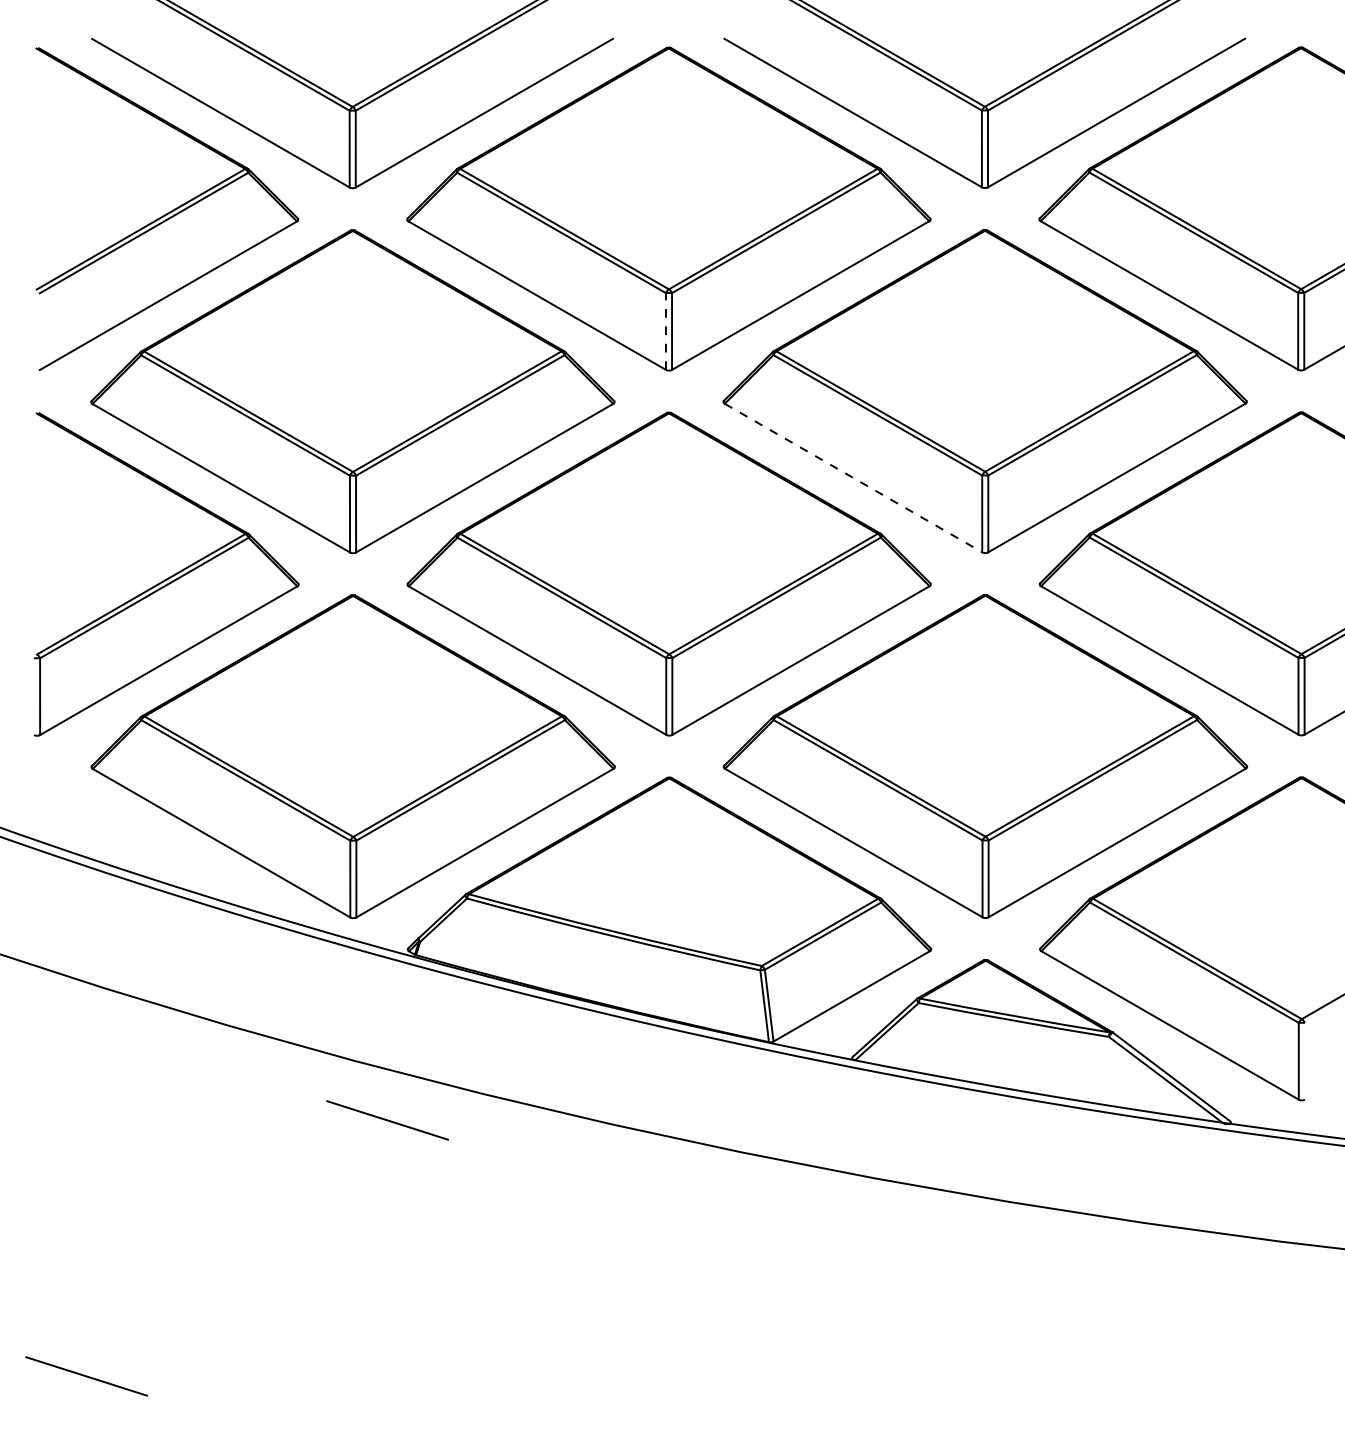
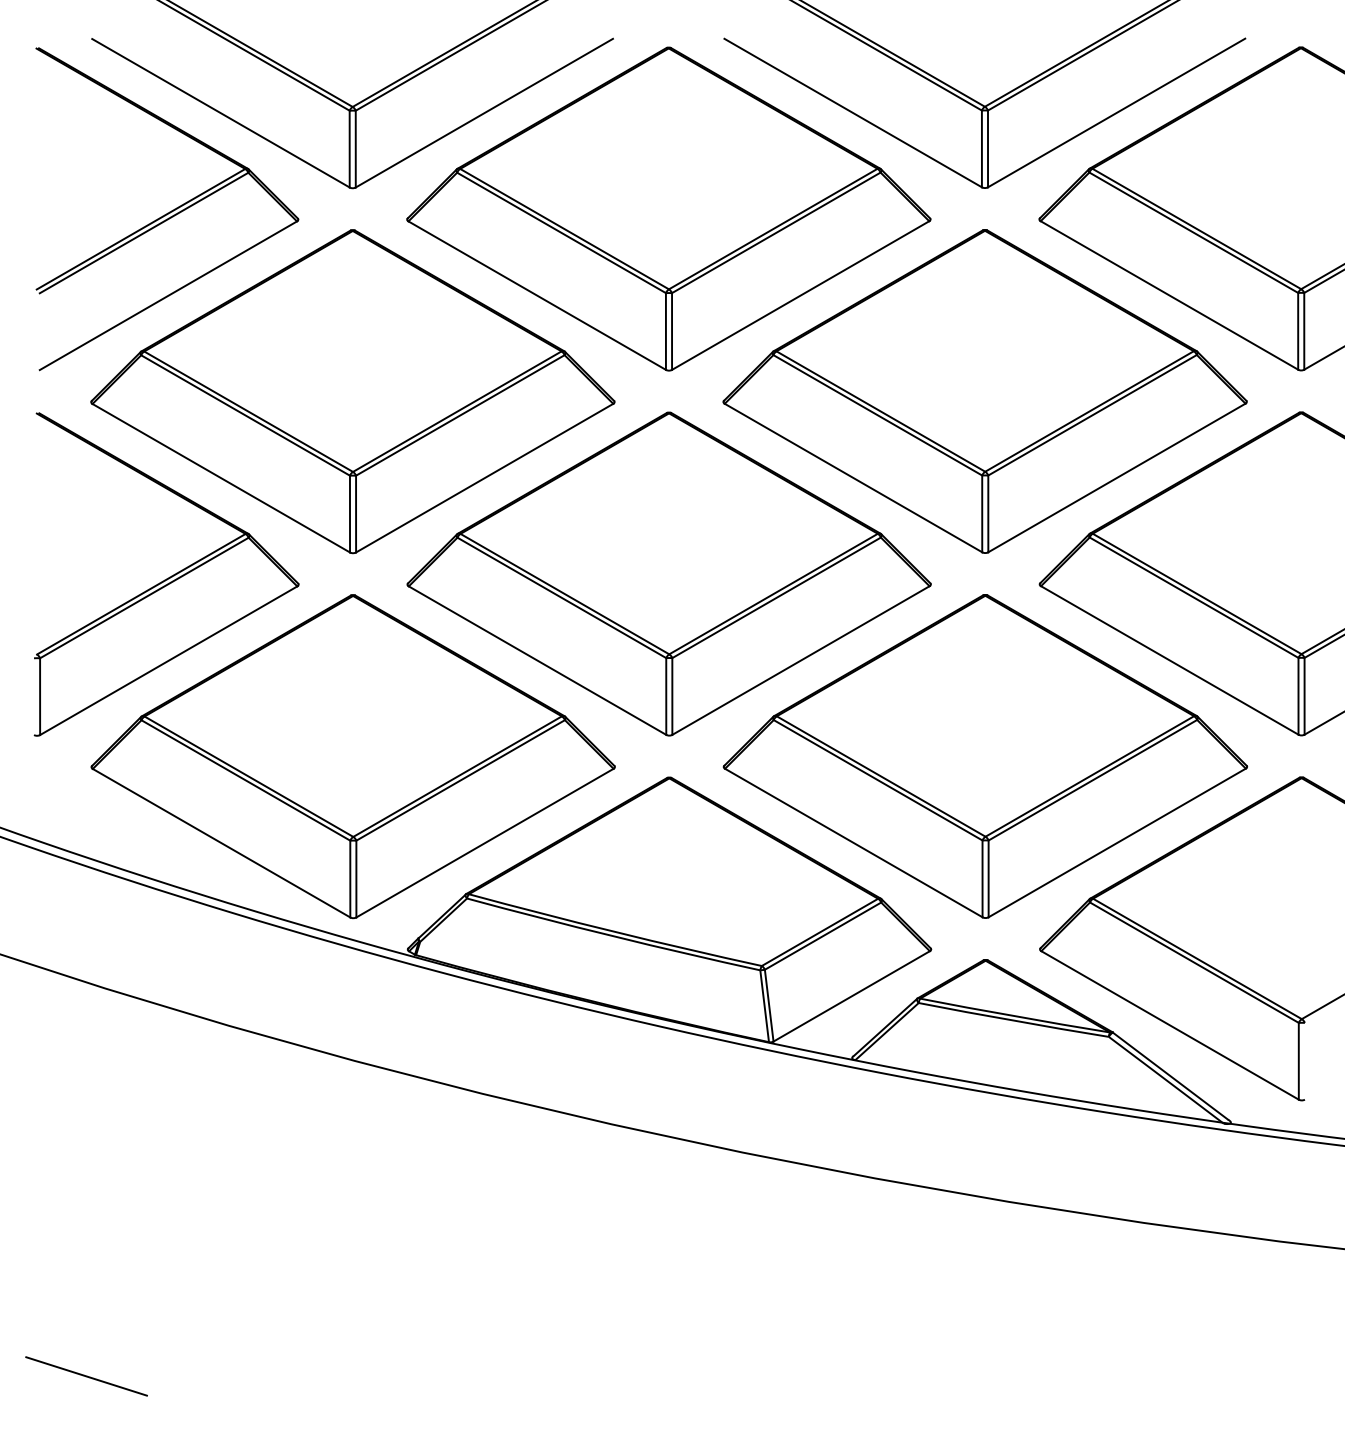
line: dashed -> solid (665, 331)
line: dashed -> solid (853, 478)
line: present -> none (387, 1120)
